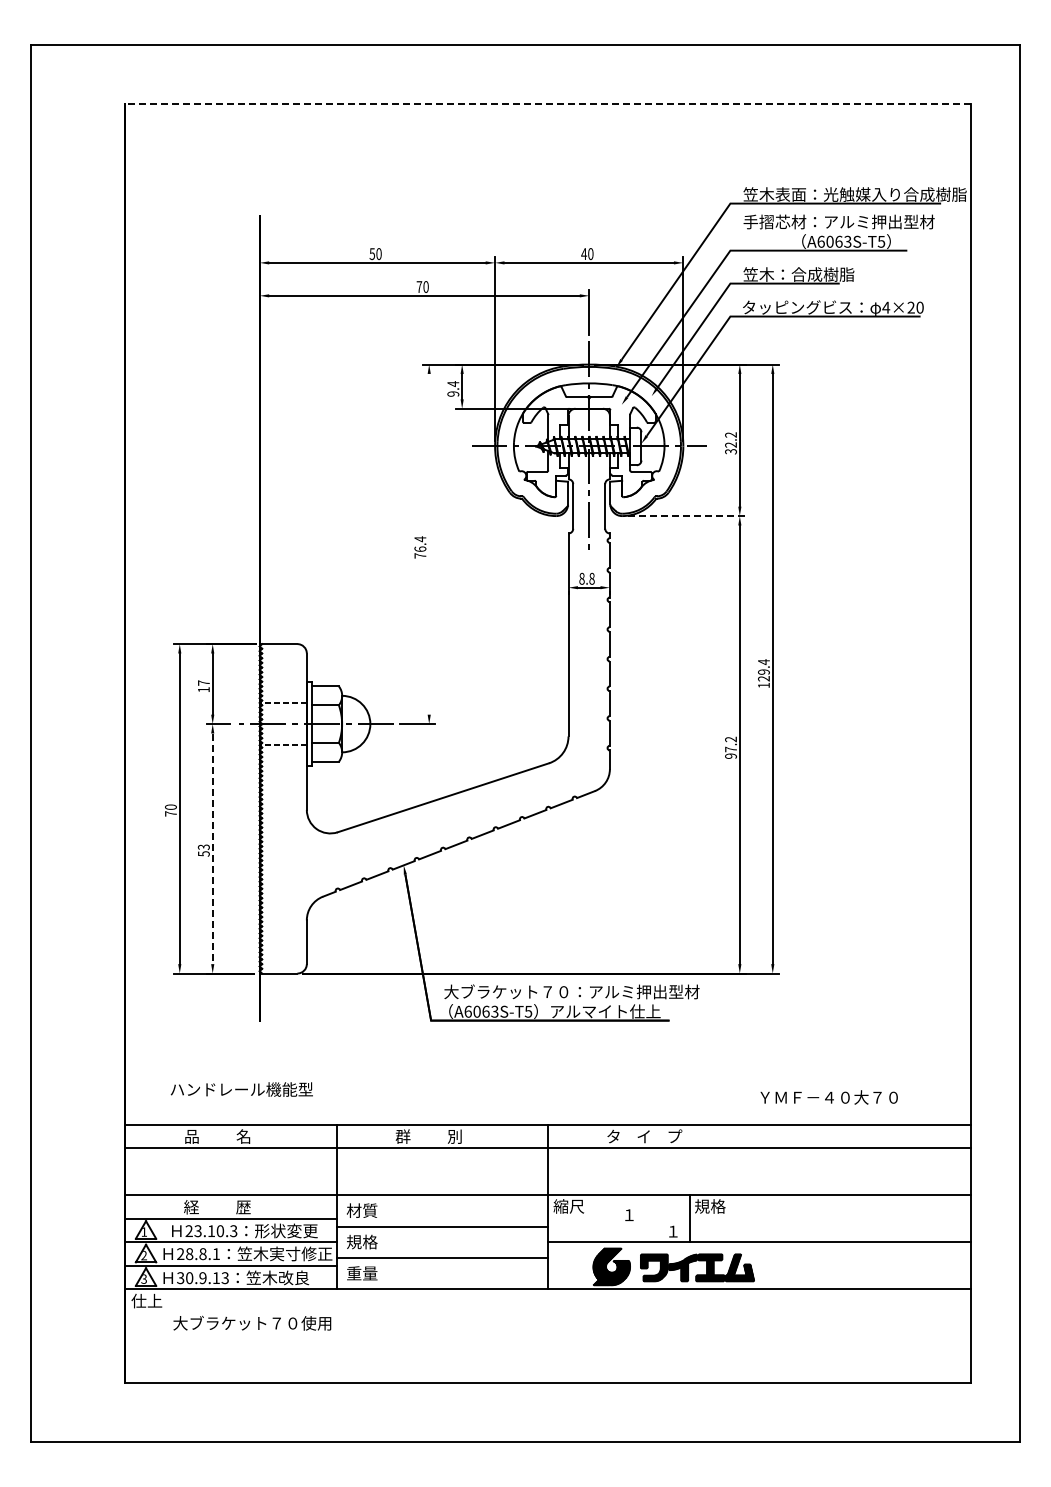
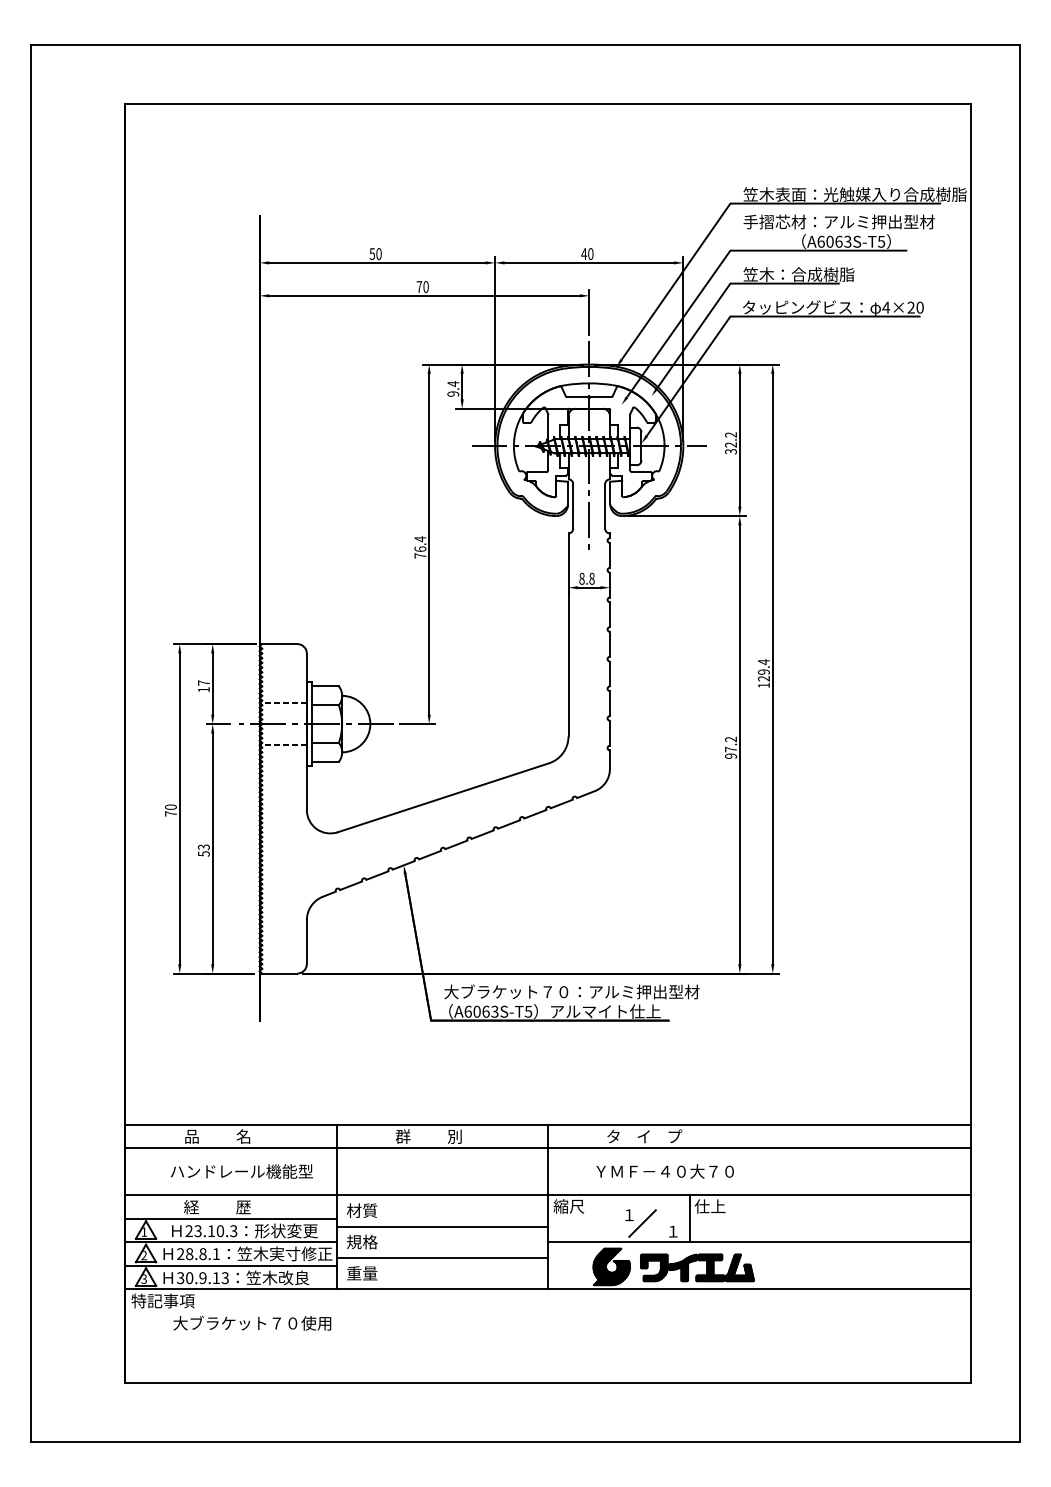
line: dashed -> solid (548, 104)
line: dashed -> solid (686, 516)
line: none -> present (429, 543)
line: dashed -> solid (212, 849)
text position: (241, 1089) -> (241, 1171) (241, 1171)
text position: (828, 1097) -> (664, 1171) (664, 1171)
text: 規格 -> 仕上 (709, 1206)
line: none -> present (642, 1223)
text: 仕上 -> 特記事項 (162, 1300)
